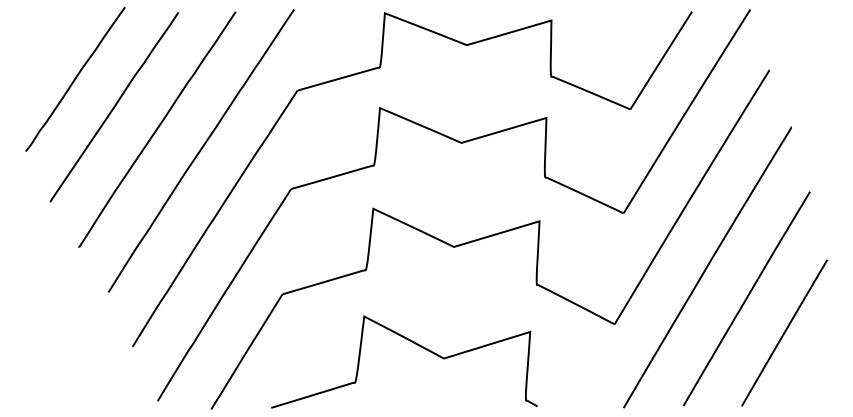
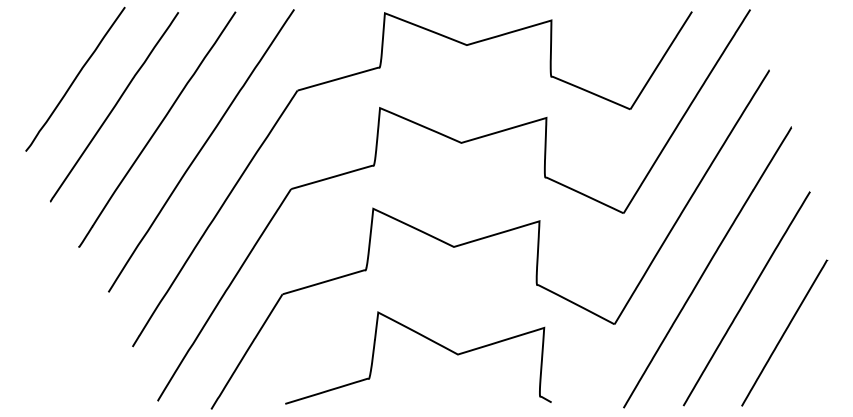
curve position: (413, 343) -> (427, 339) (427, 339)
